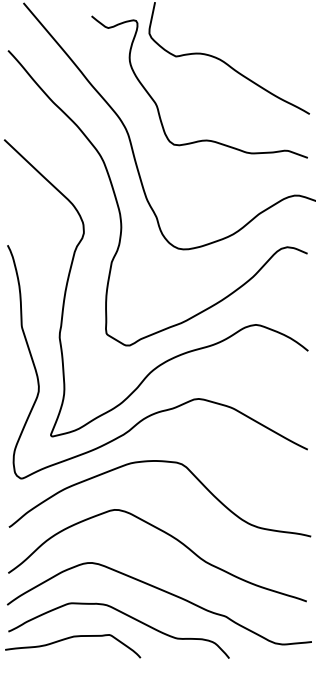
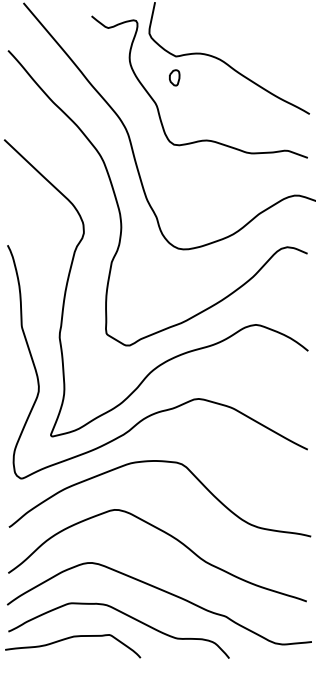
part: none -> present (174, 77)
